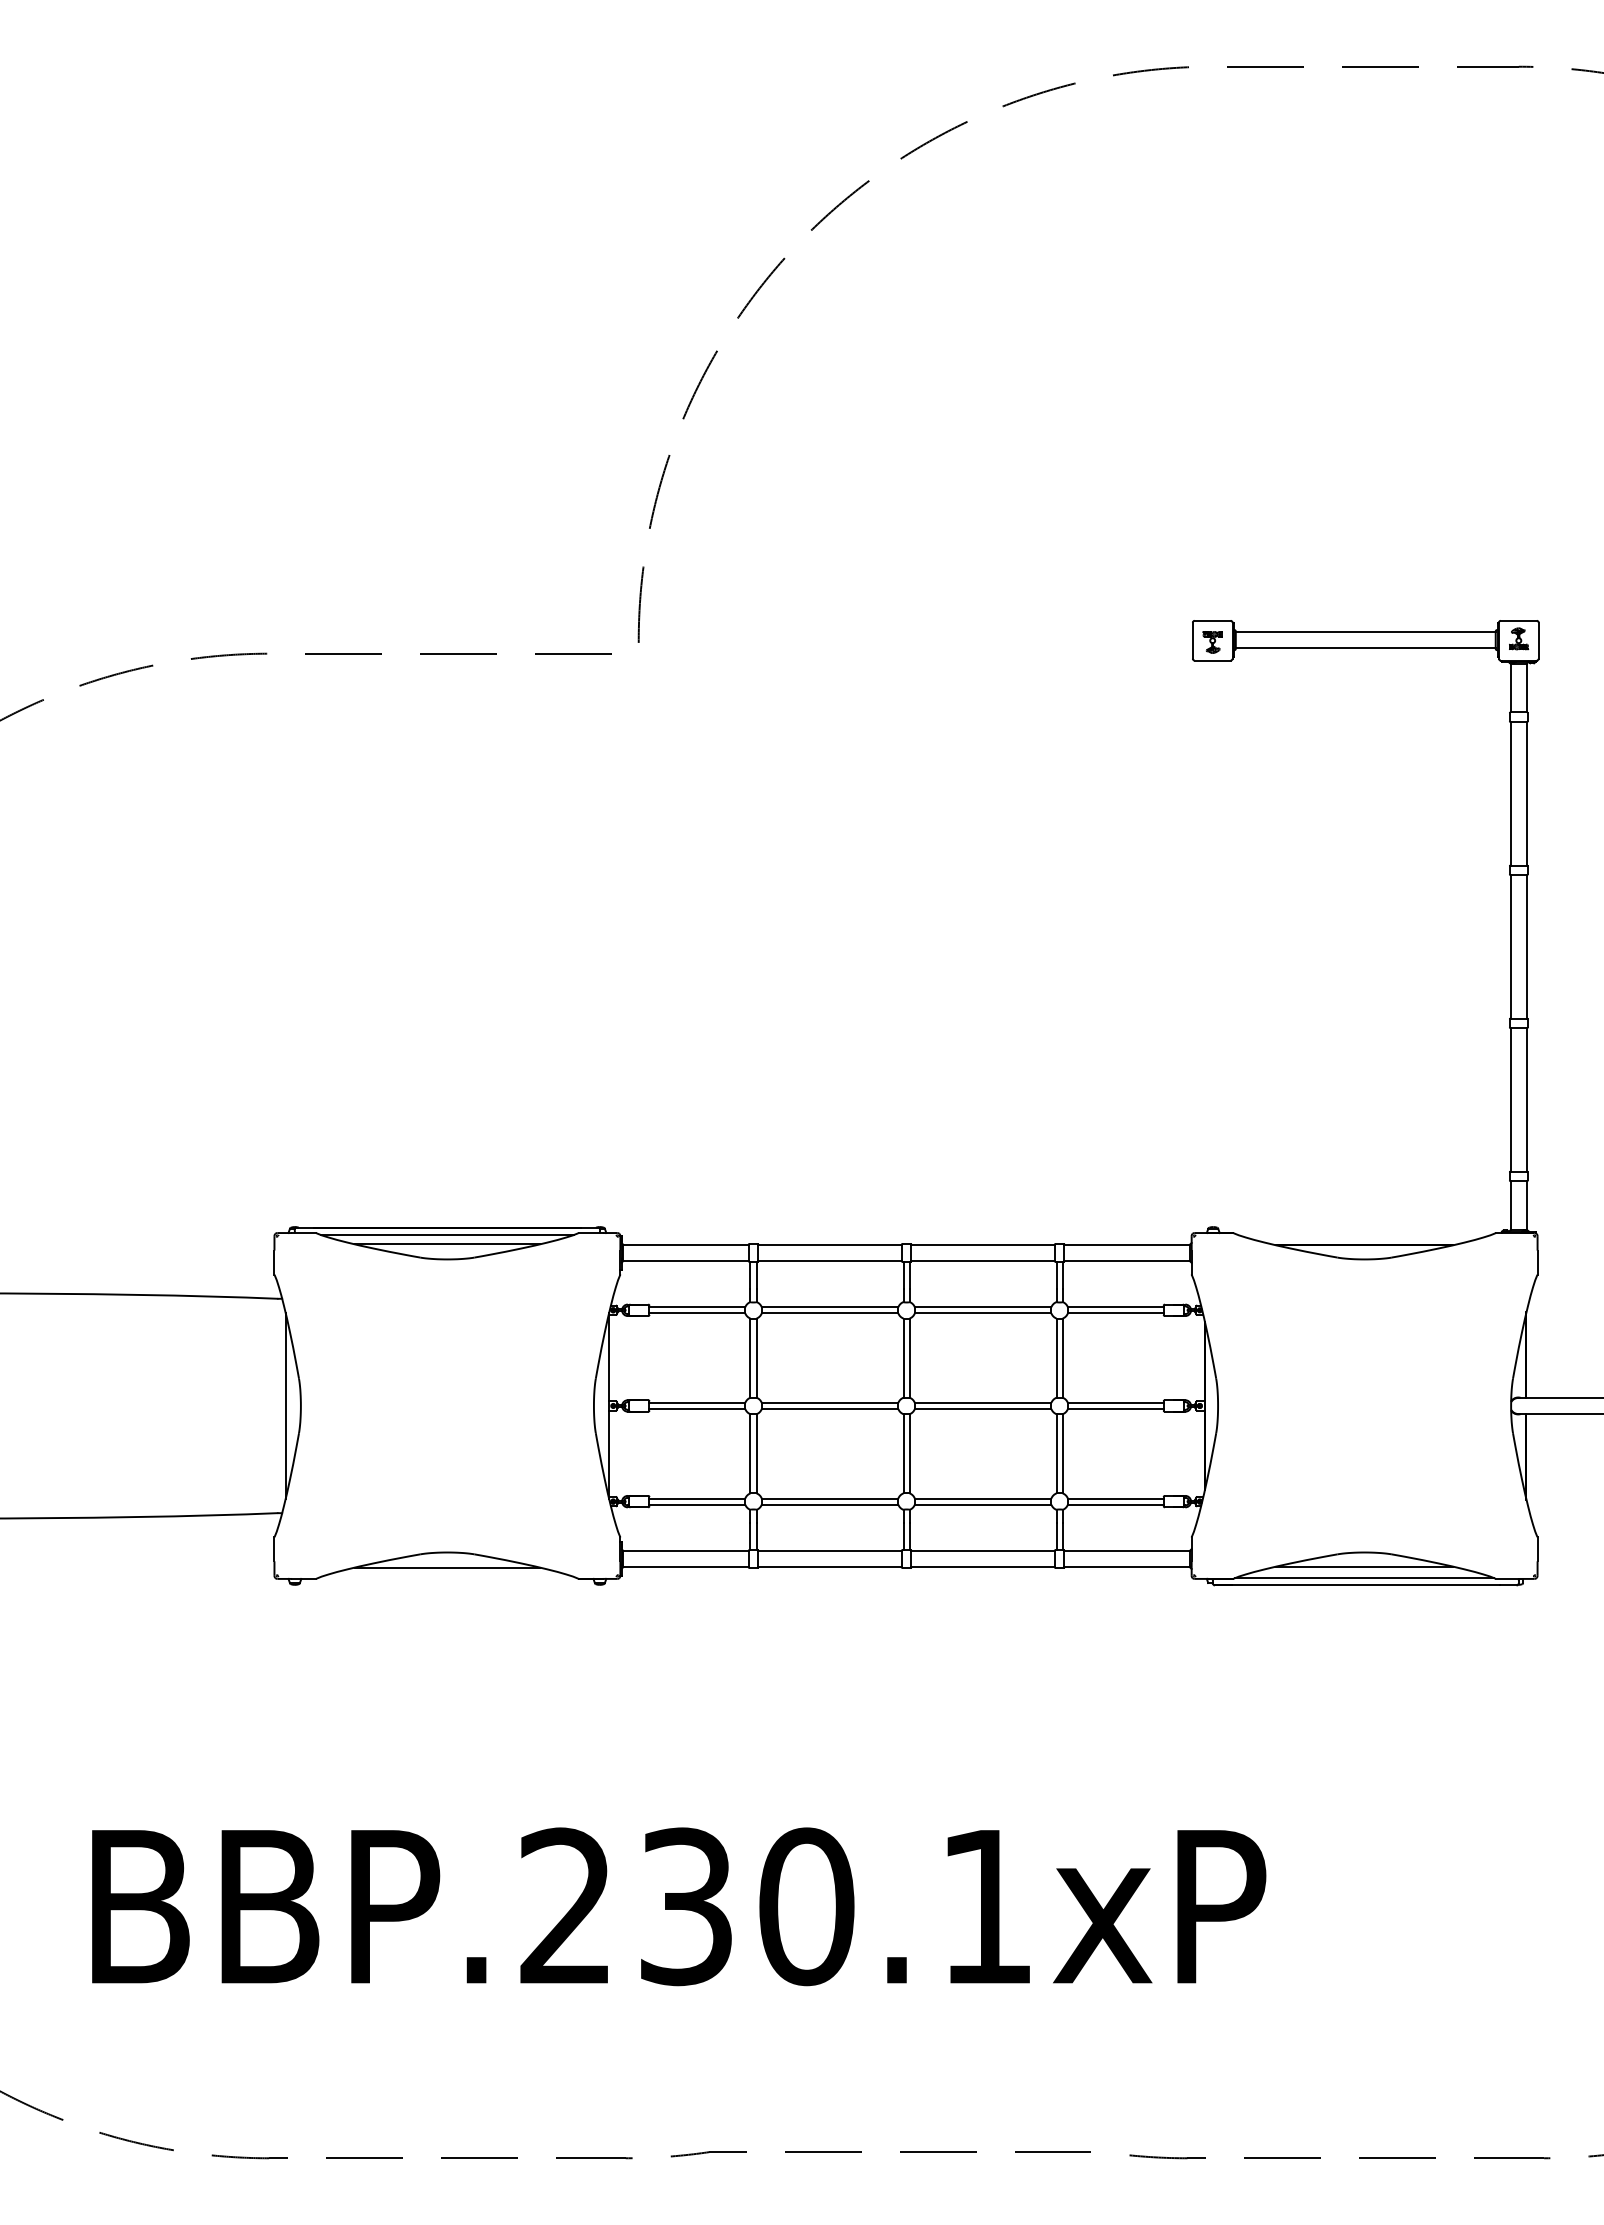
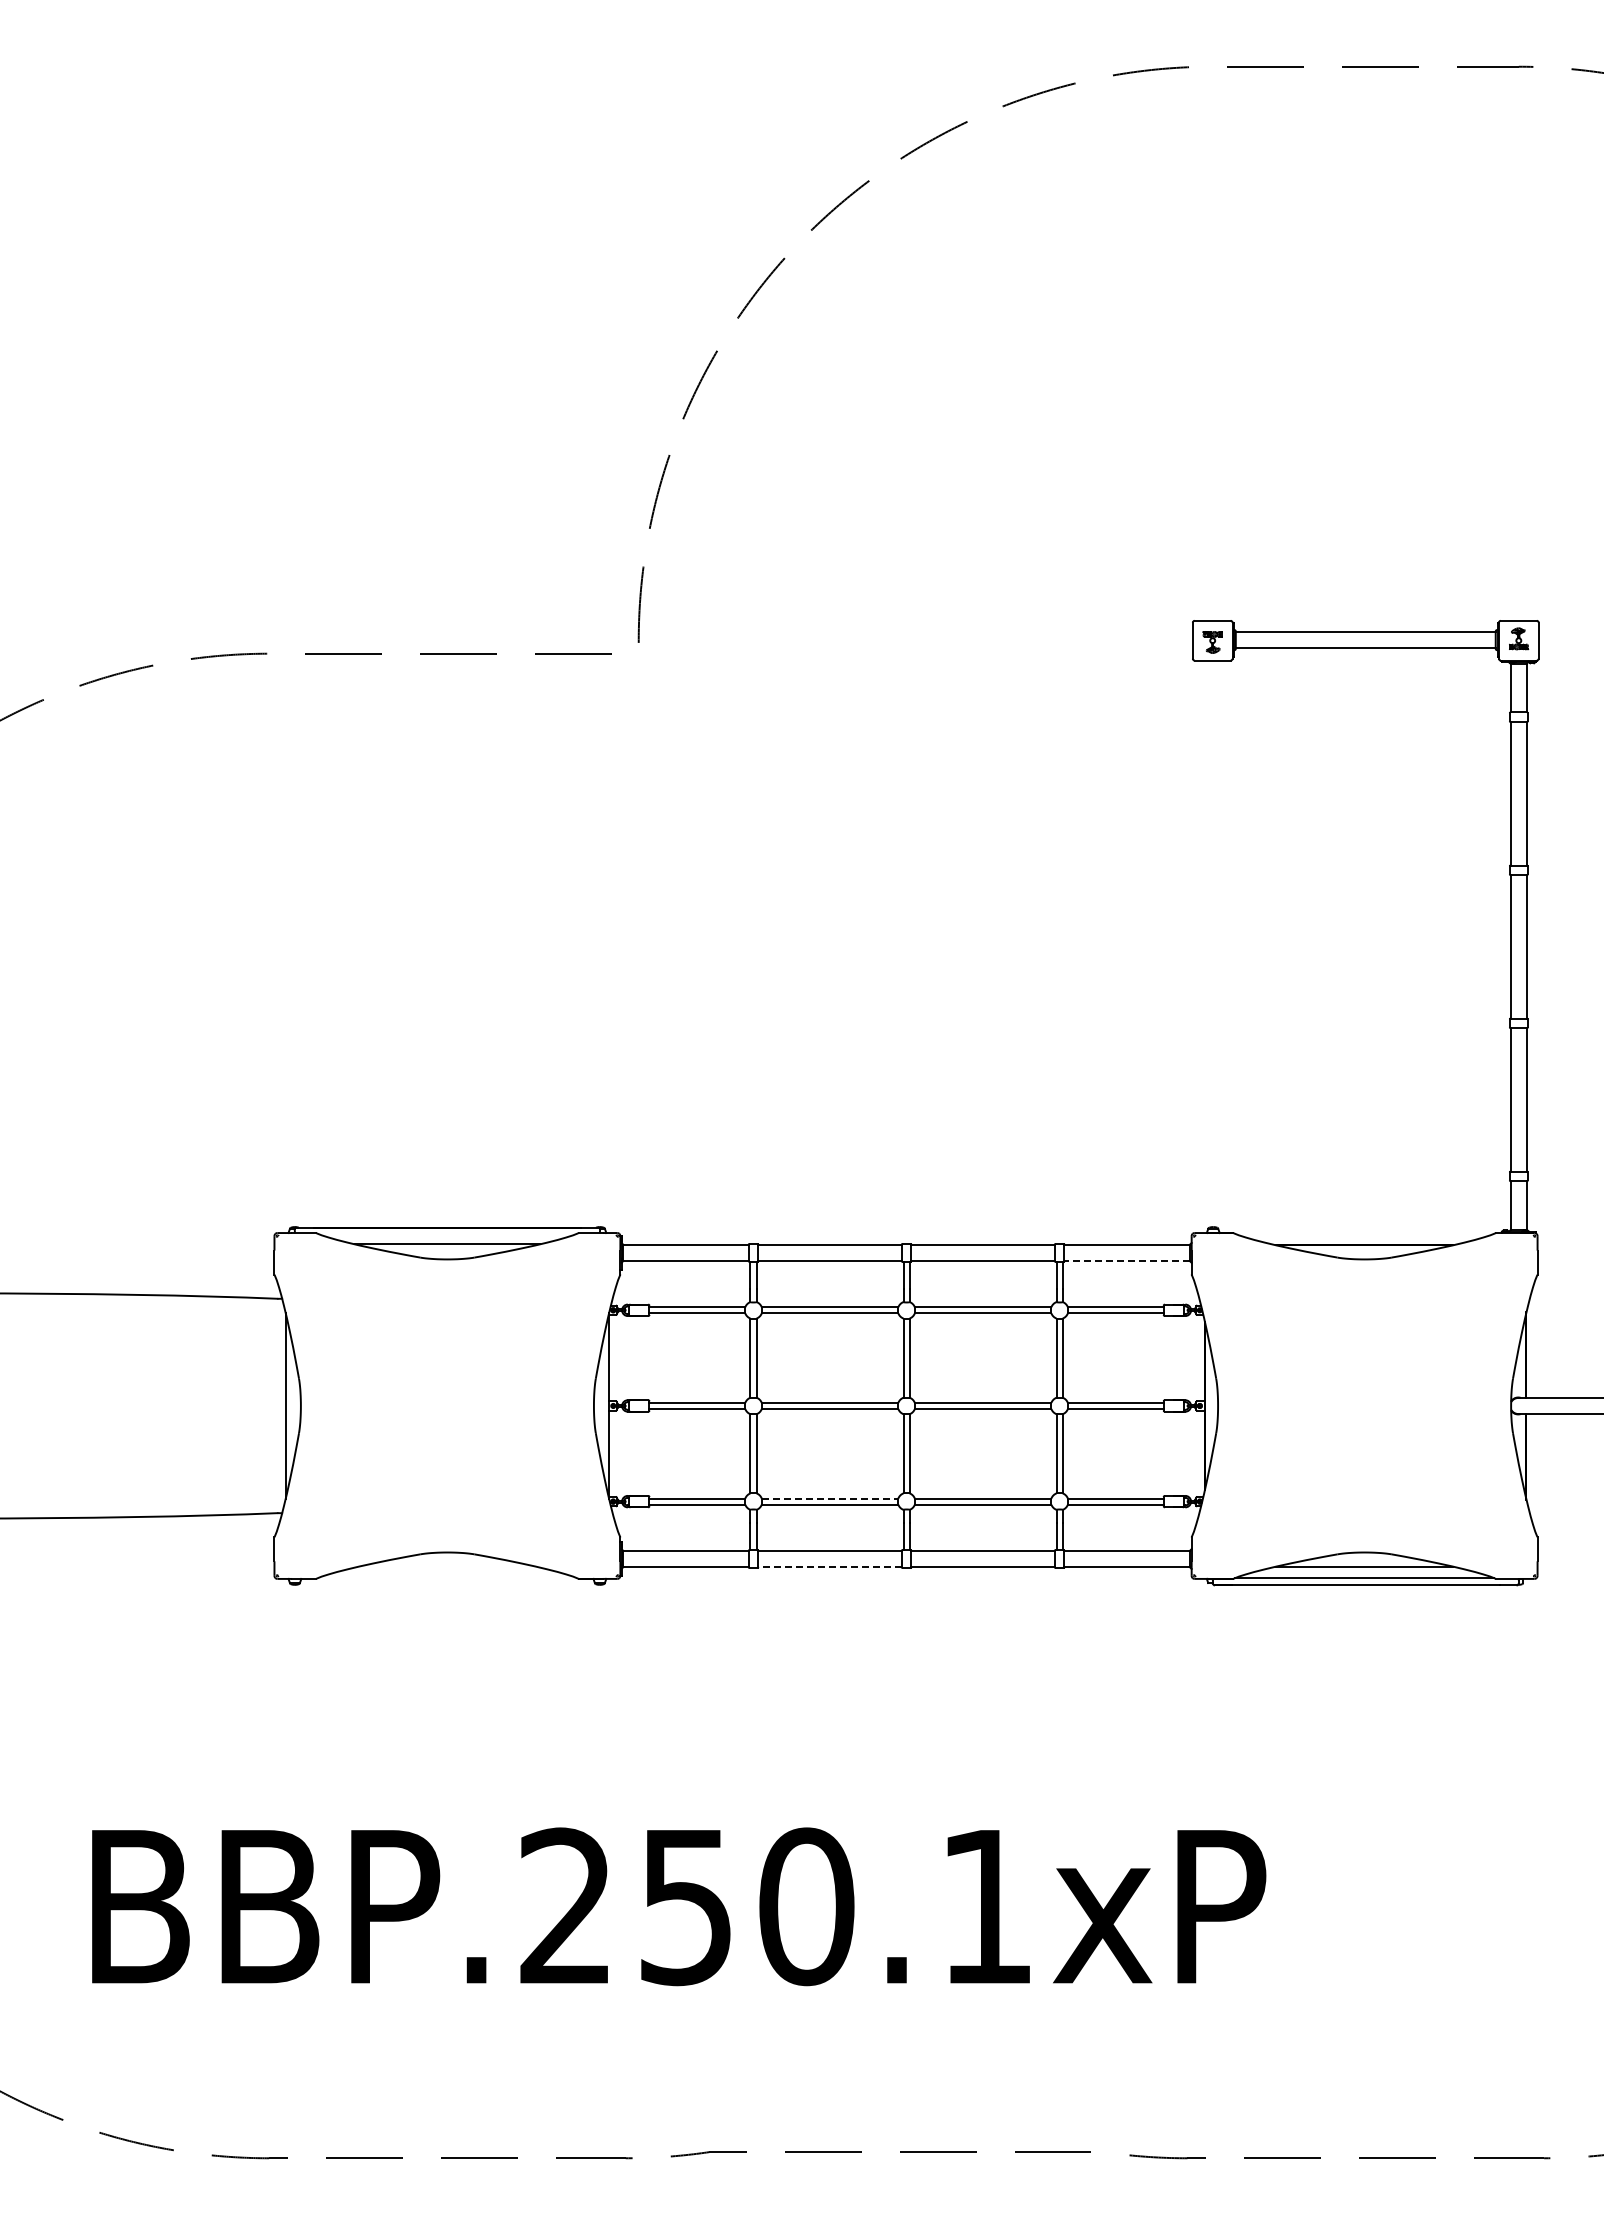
line: present -> none (447, 1234)
line: solid -> dashed (1127, 1260)
line: solid -> dashed (830, 1498)
line: present -> none (447, 1567)
line: solid -> dashed (830, 1567)
text: BBP.230.1xP -> BBP.250.1xP (686, 1906)
